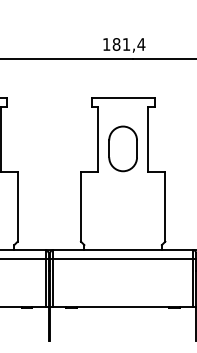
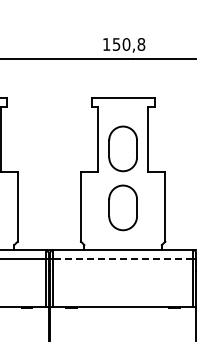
text: 181,4 -> 150,8 (128, 44)
part: none -> present (122, 207)
line: solid -> dashed (123, 258)
